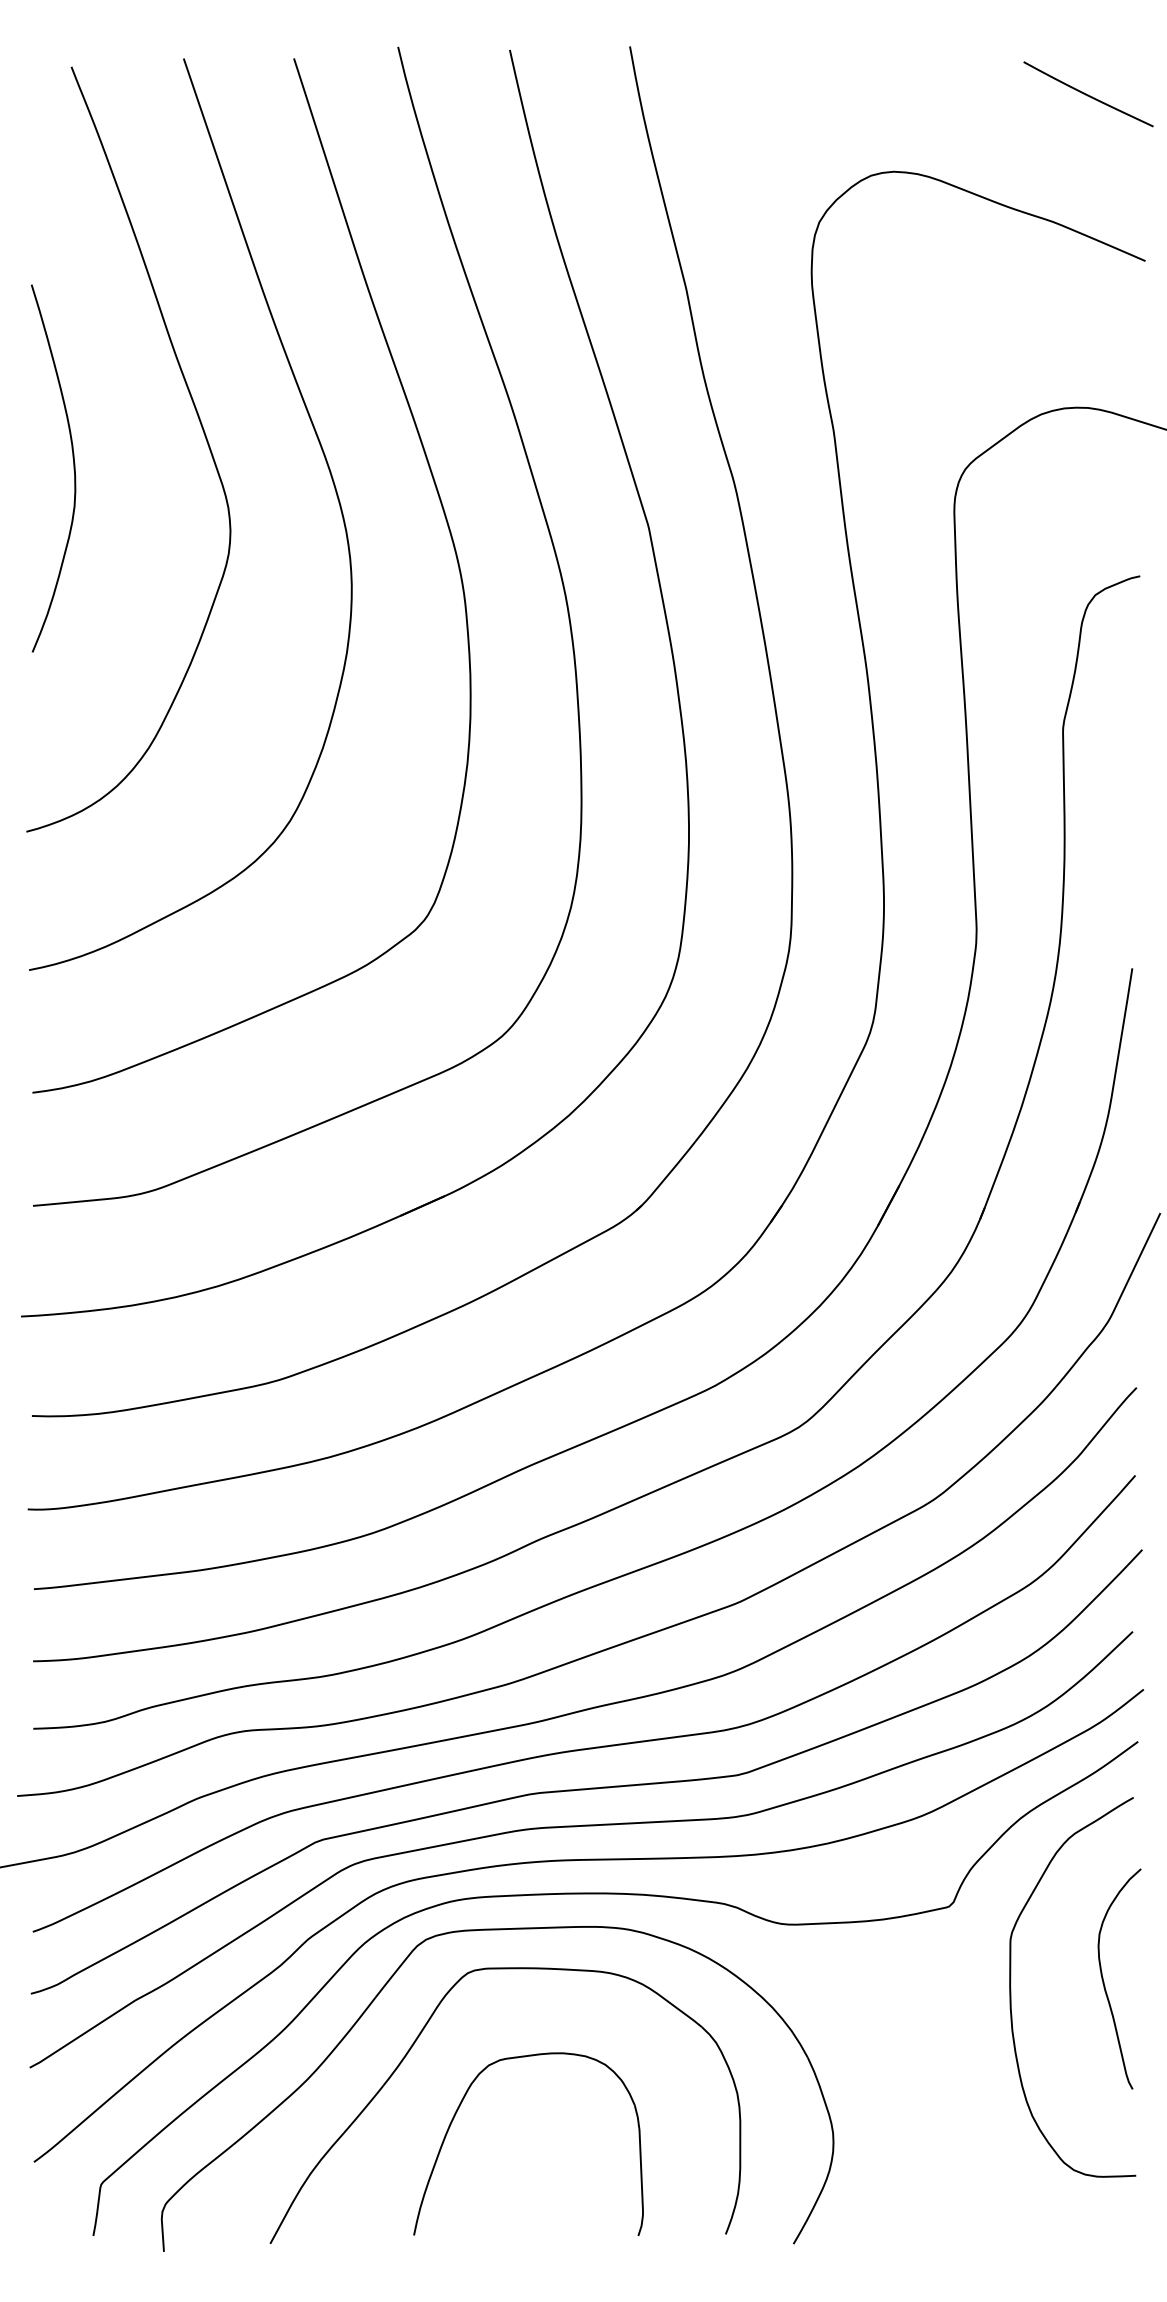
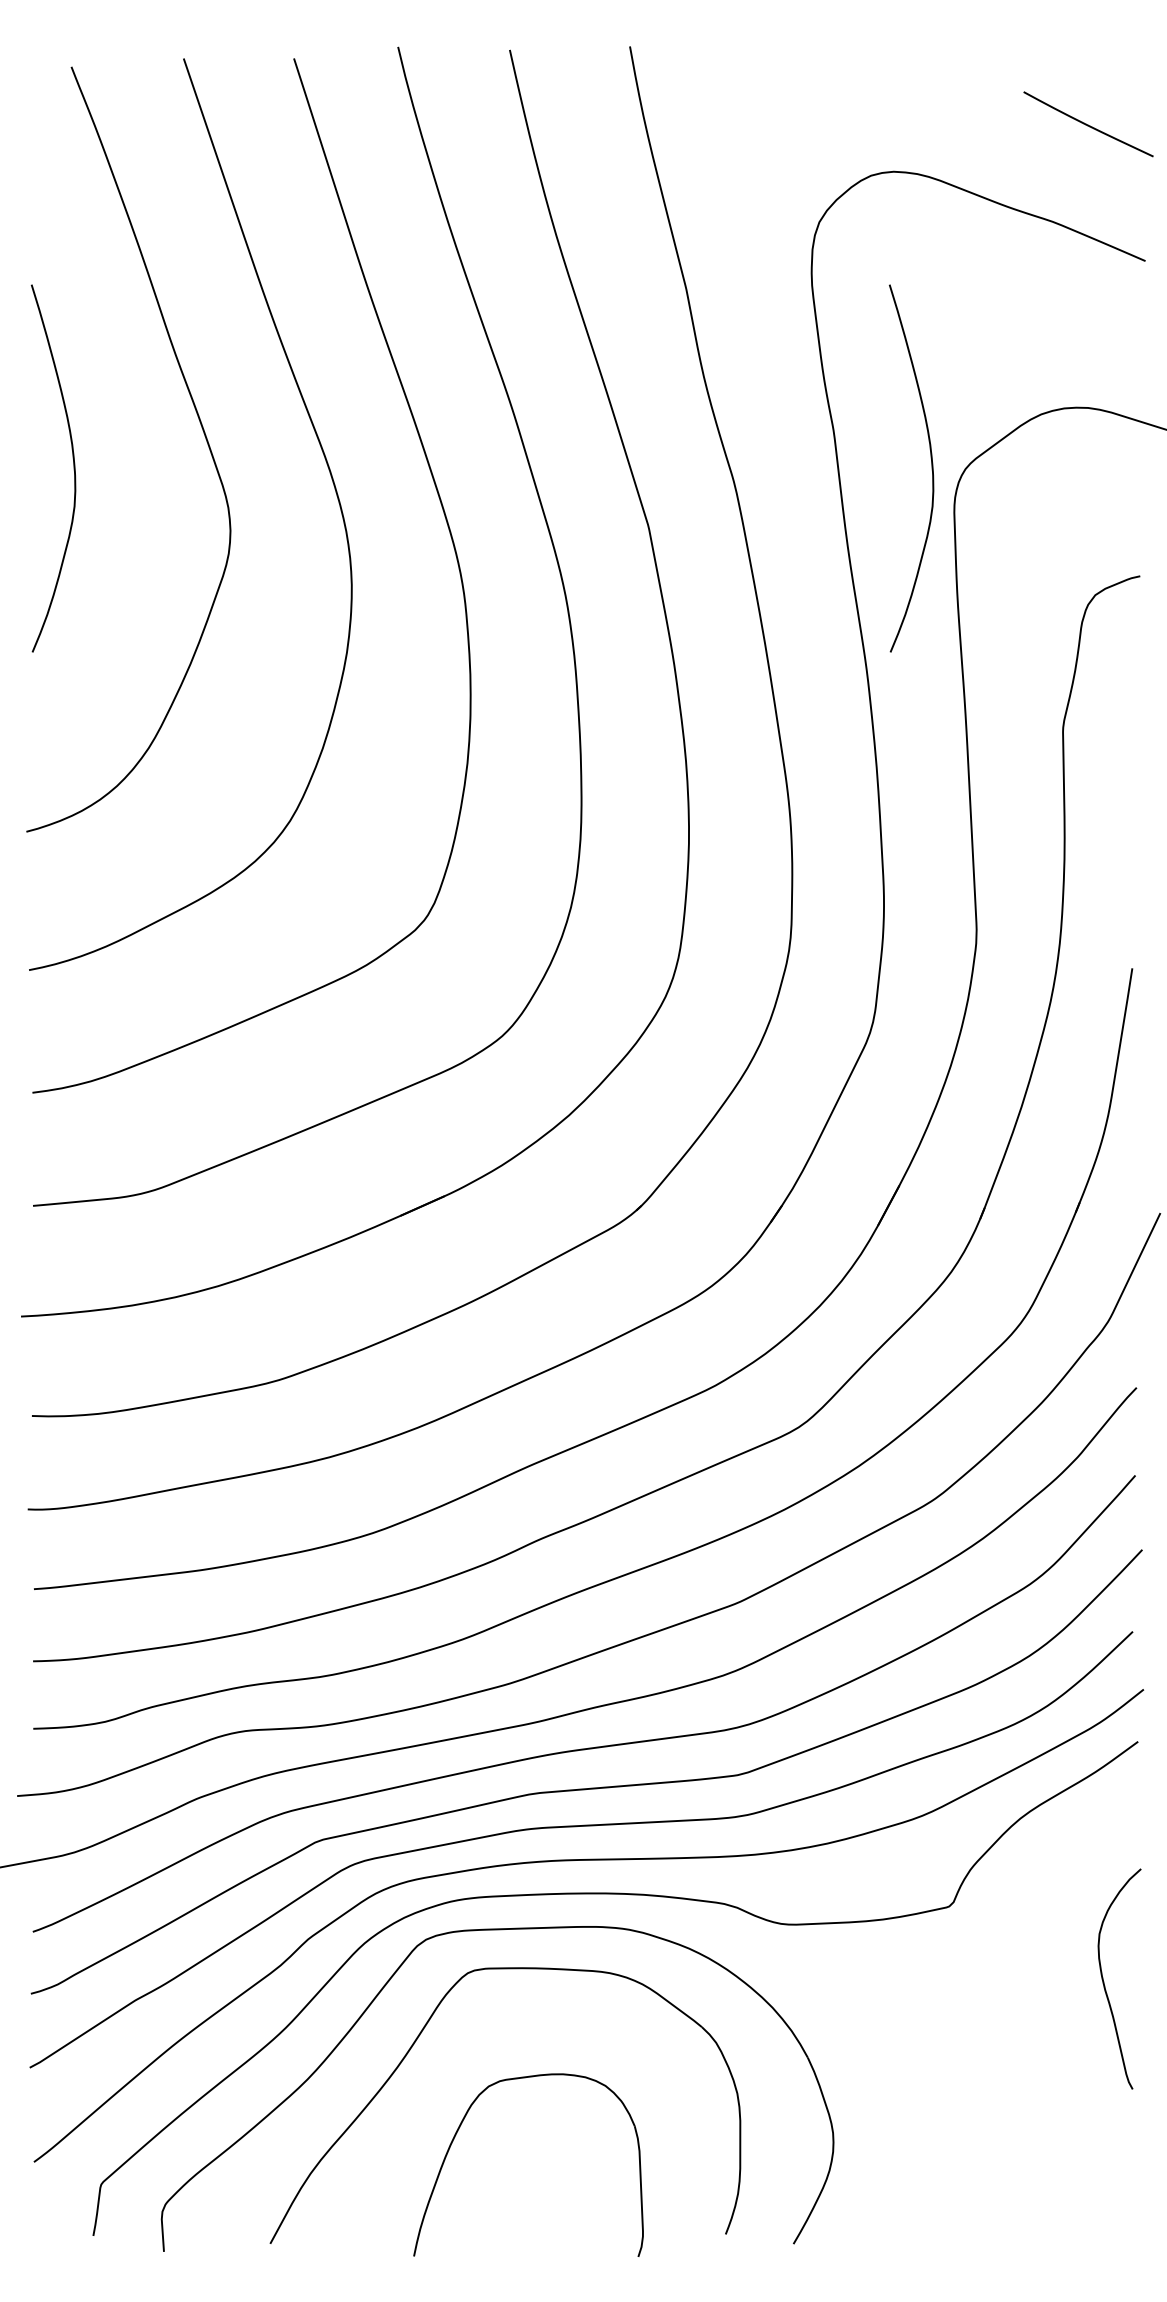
curve position: (1088, 94) -> (1088, 124) (1088, 124)
curve: none -> present (931, 468)
curve: present -> none (1011, 1987)
part position: (459, 2108) -> (459, 2129) (459, 2129)
